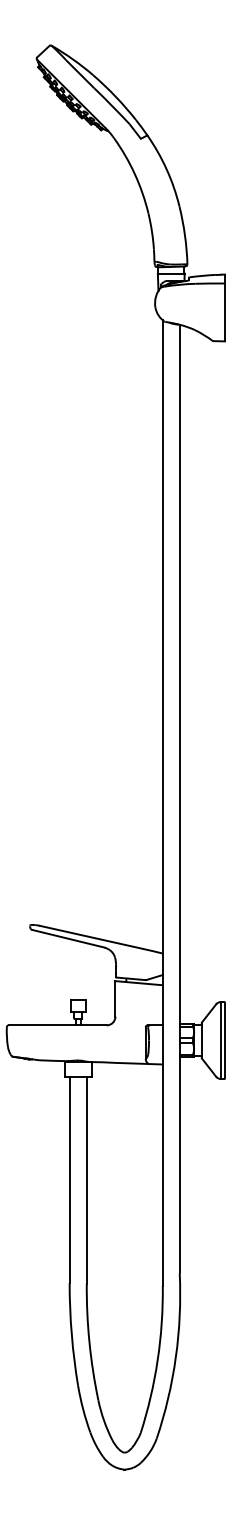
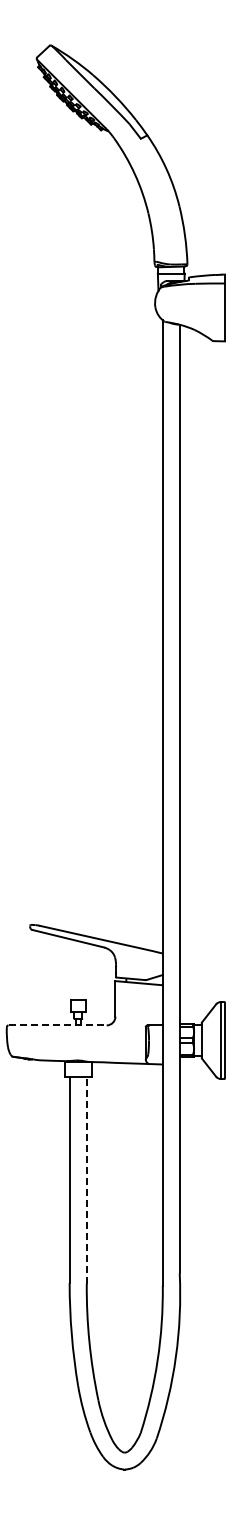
line: solid -> dashed (58, 1025)
line: solid -> dashed (86, 1180)
